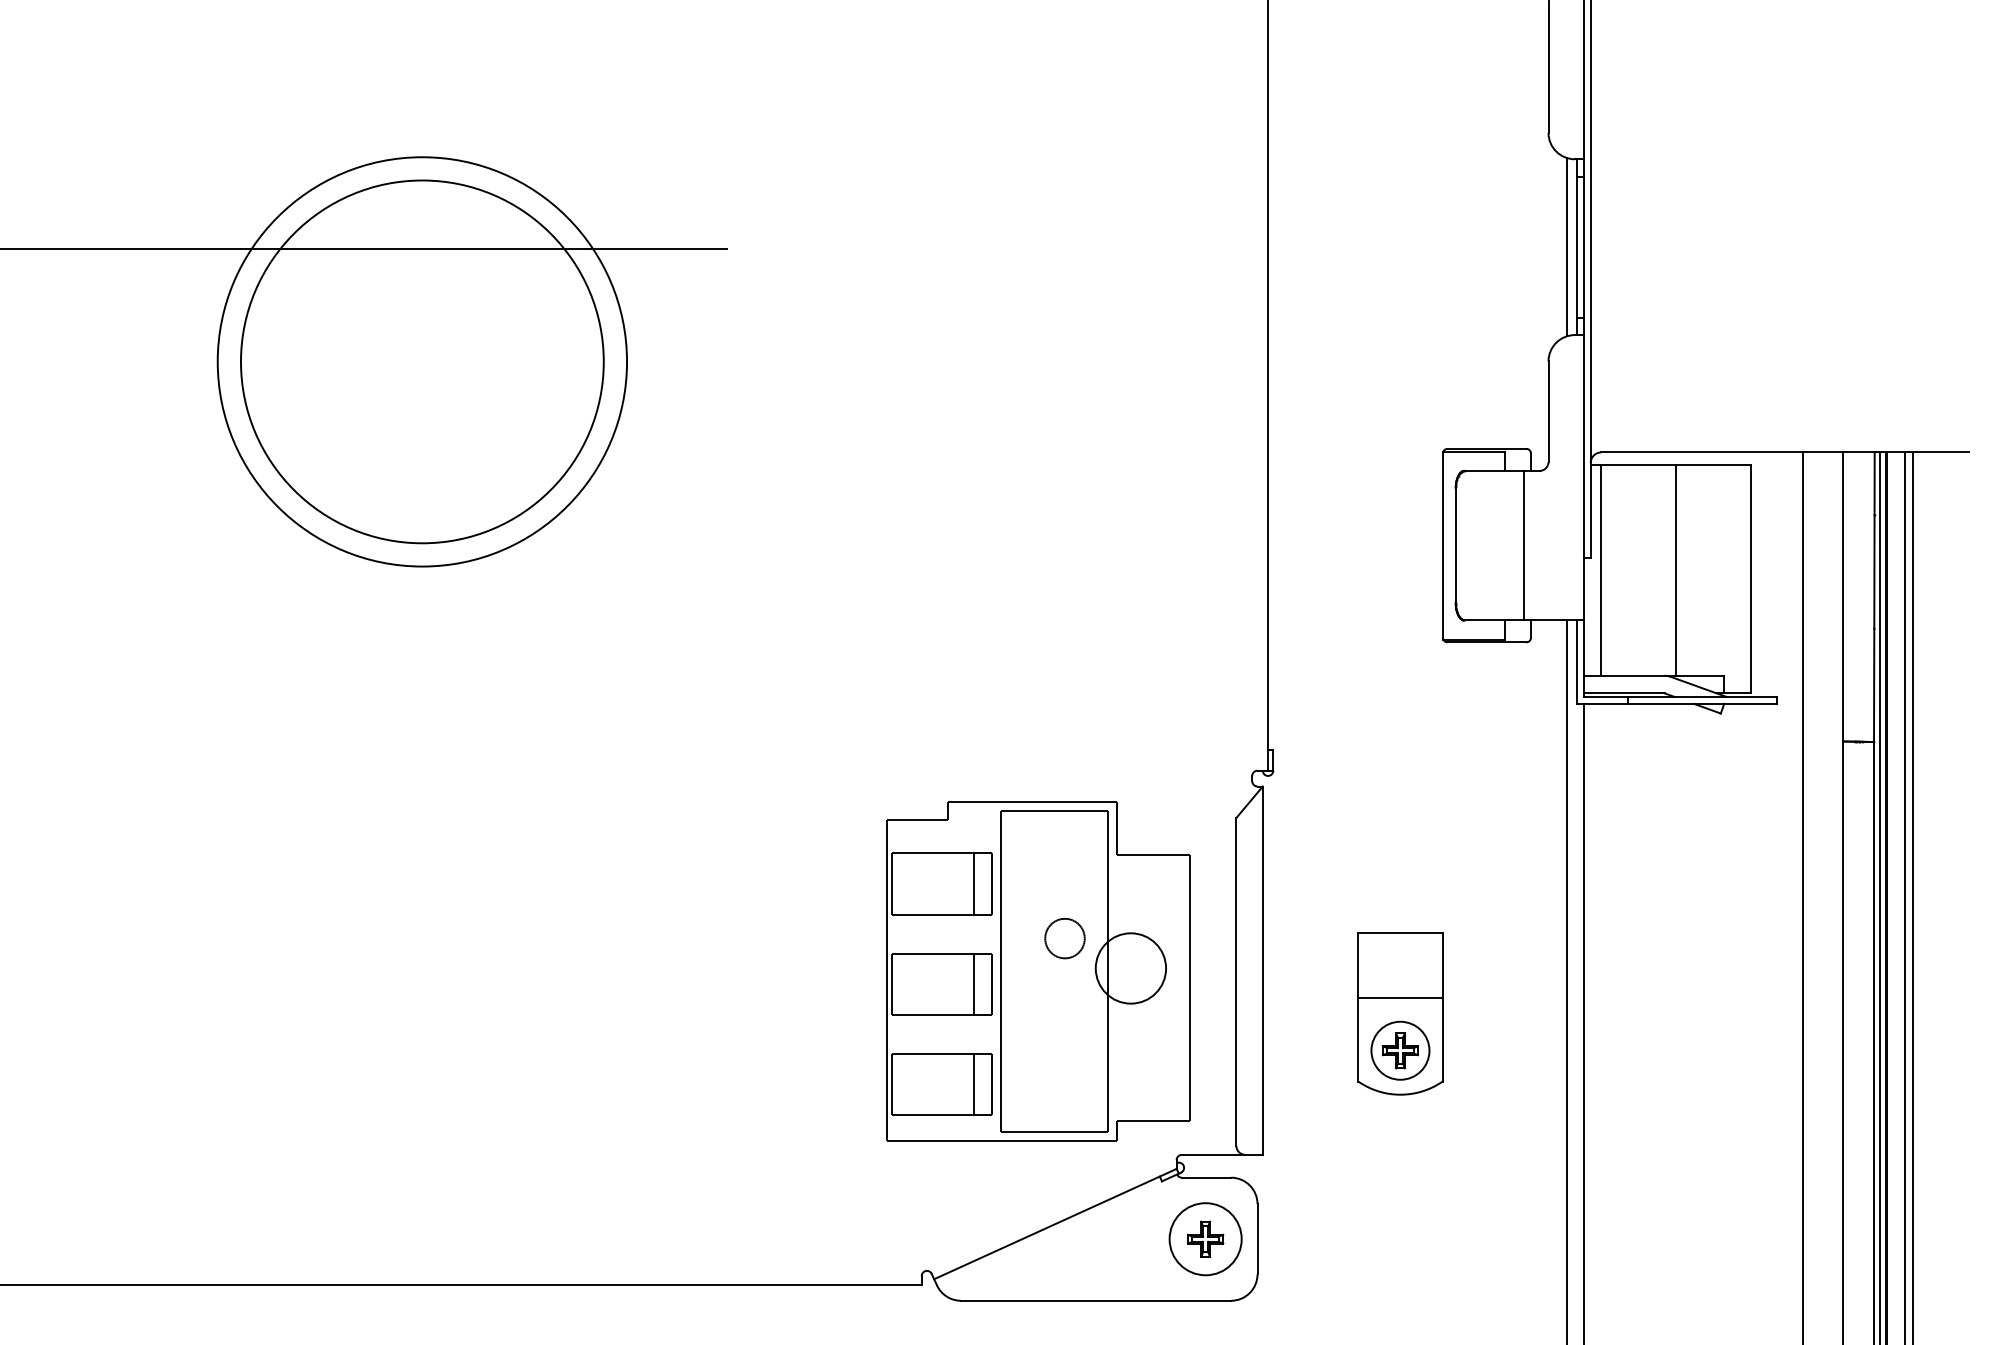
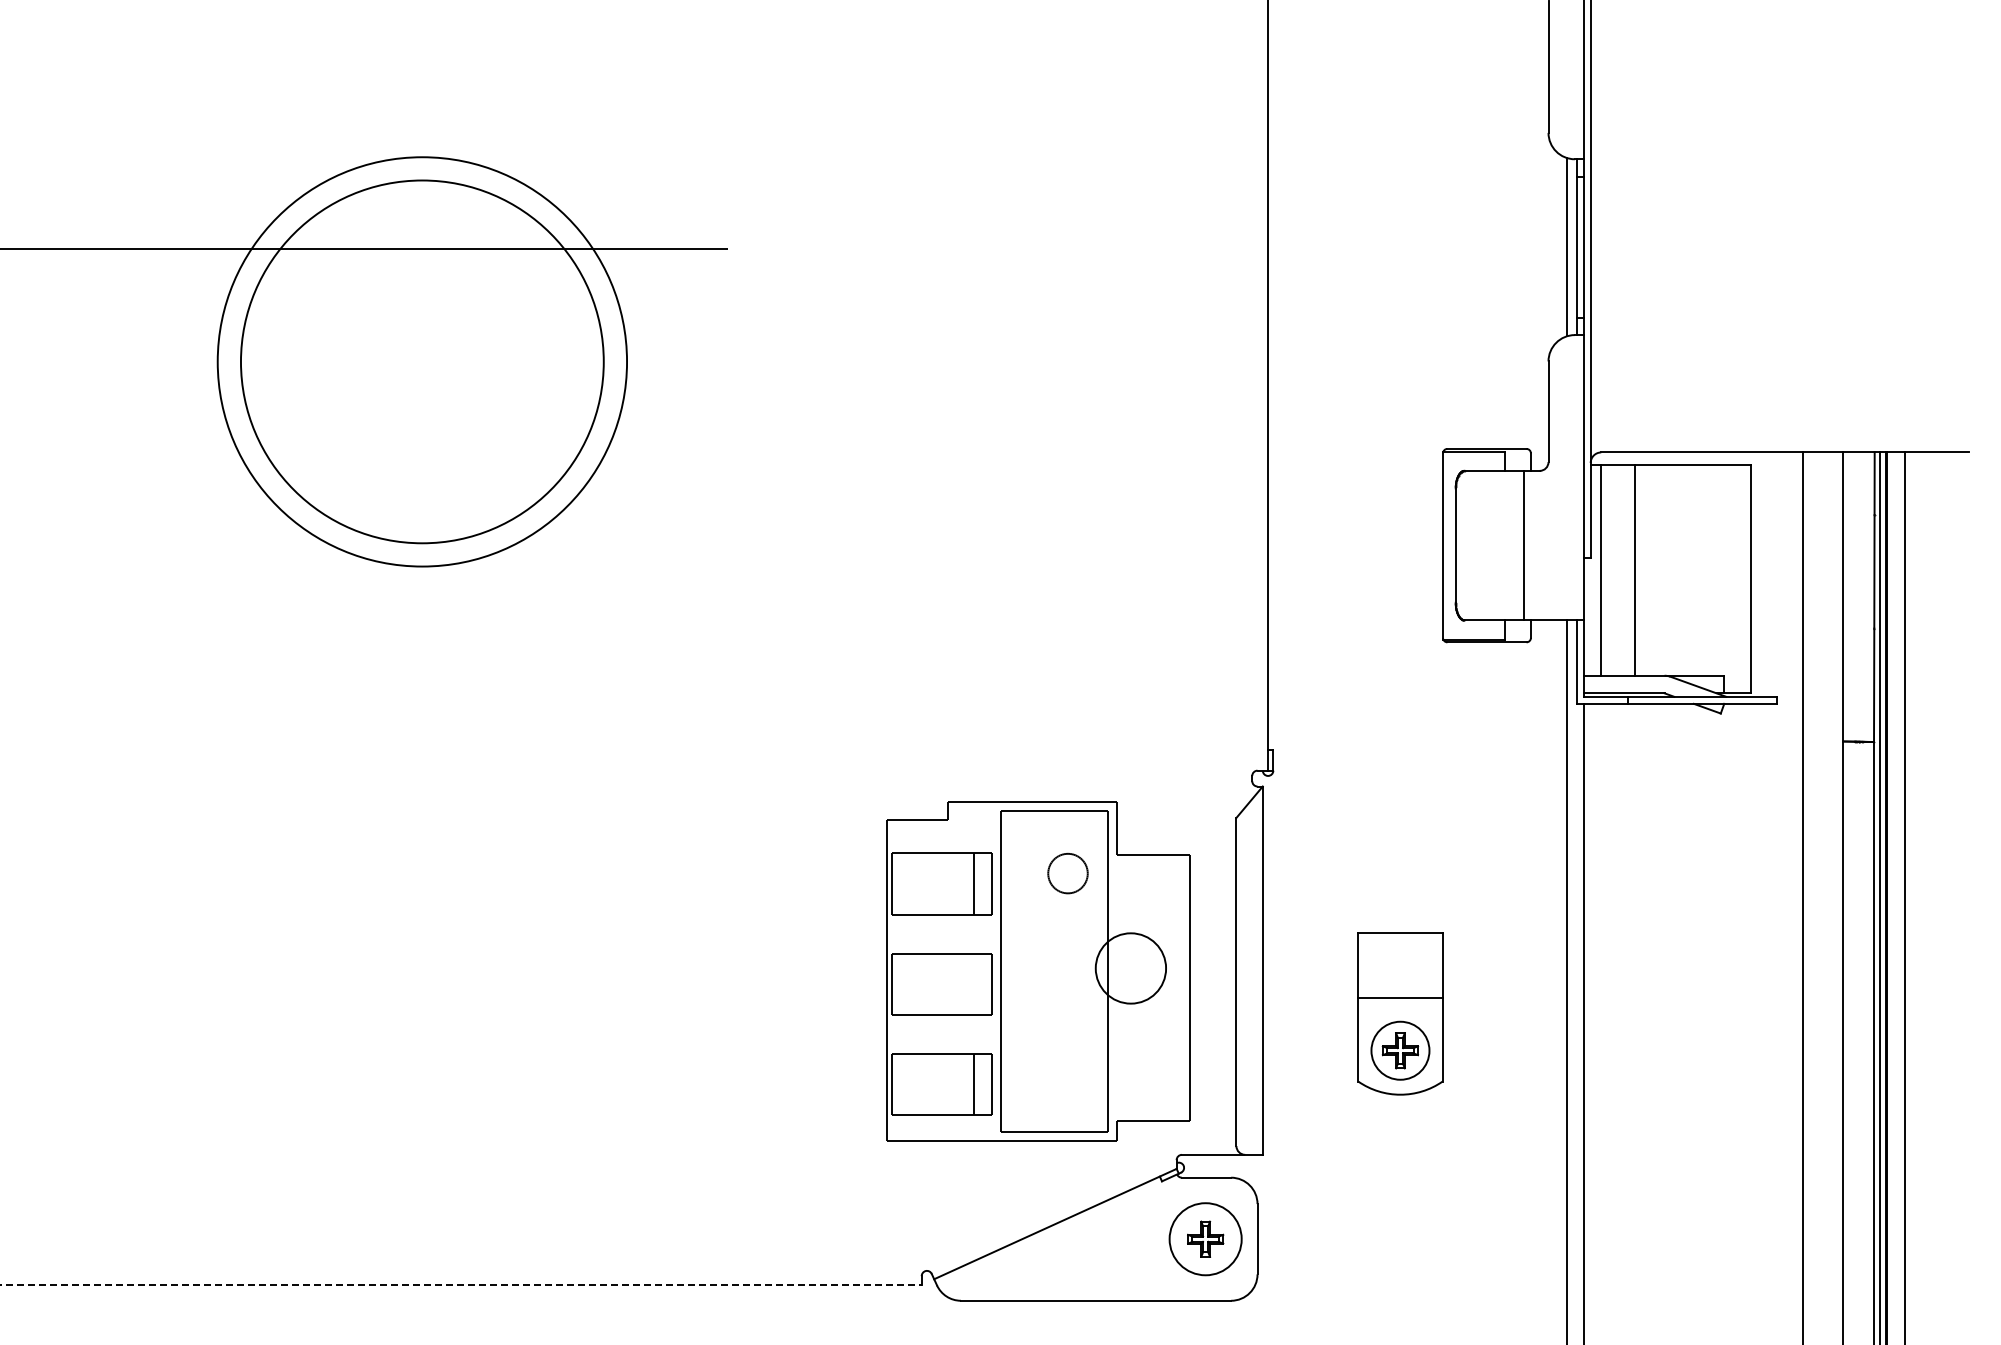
line position: (1675, 569) -> (1634, 569) (1634, 569)
line: present -> none (1912, 896)
circle position: (1064, 938) -> (1067, 873) (1067, 873)
line: present -> none (974, 984)
line: solid -> dashed (461, 1284)
